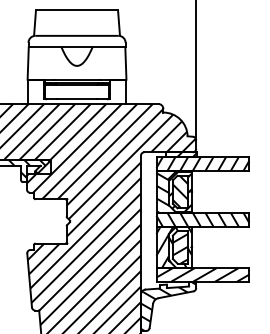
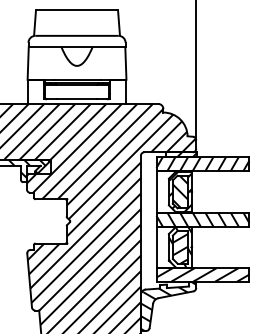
hatch: present -> none (168, 191)
hatch: present -> none (171, 247)
